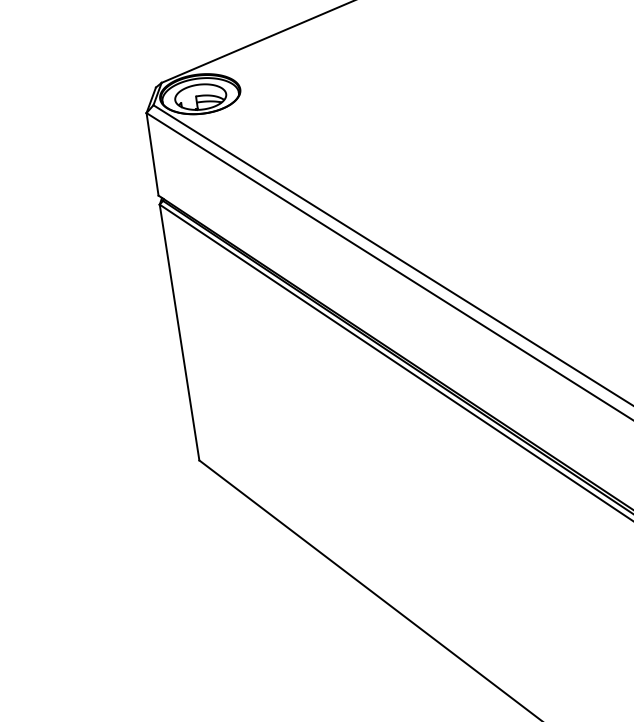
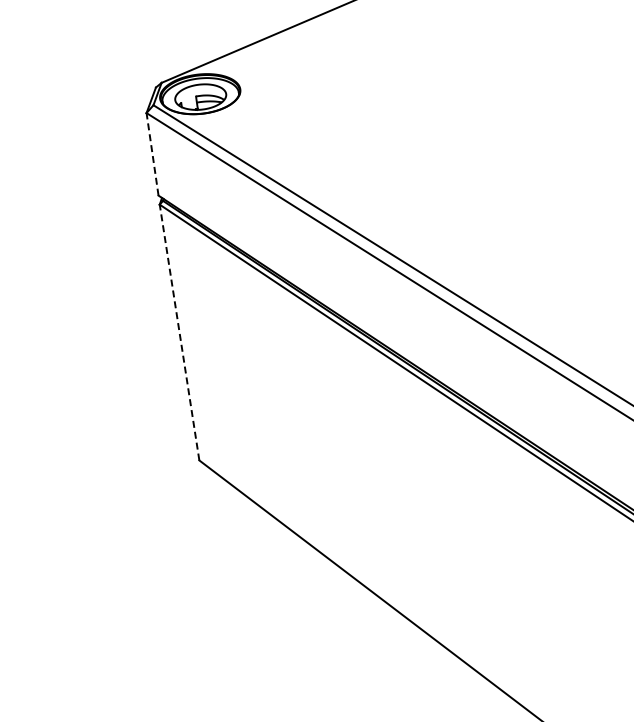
line: solid -> dashed (152, 154)
line: solid -> dashed (179, 332)
